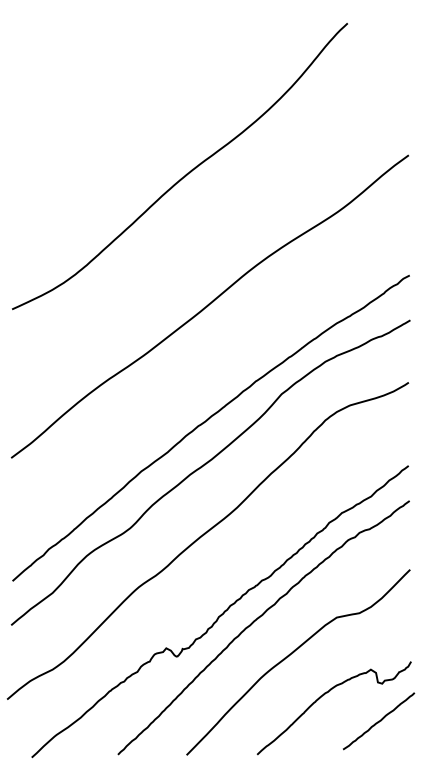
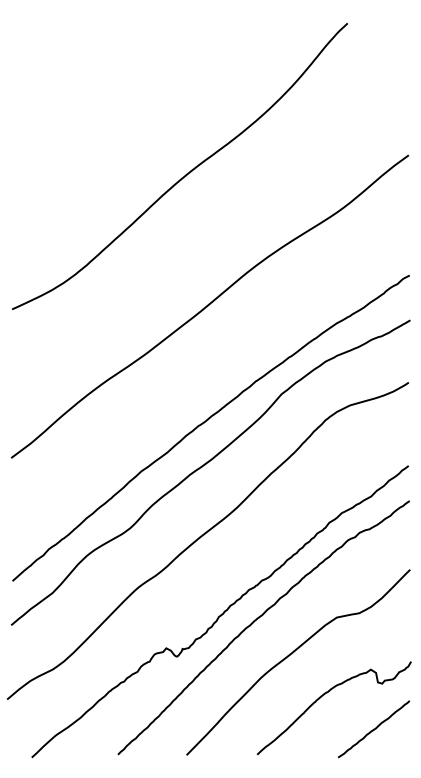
line position: (379, 721) -> (374, 729) (374, 729)
